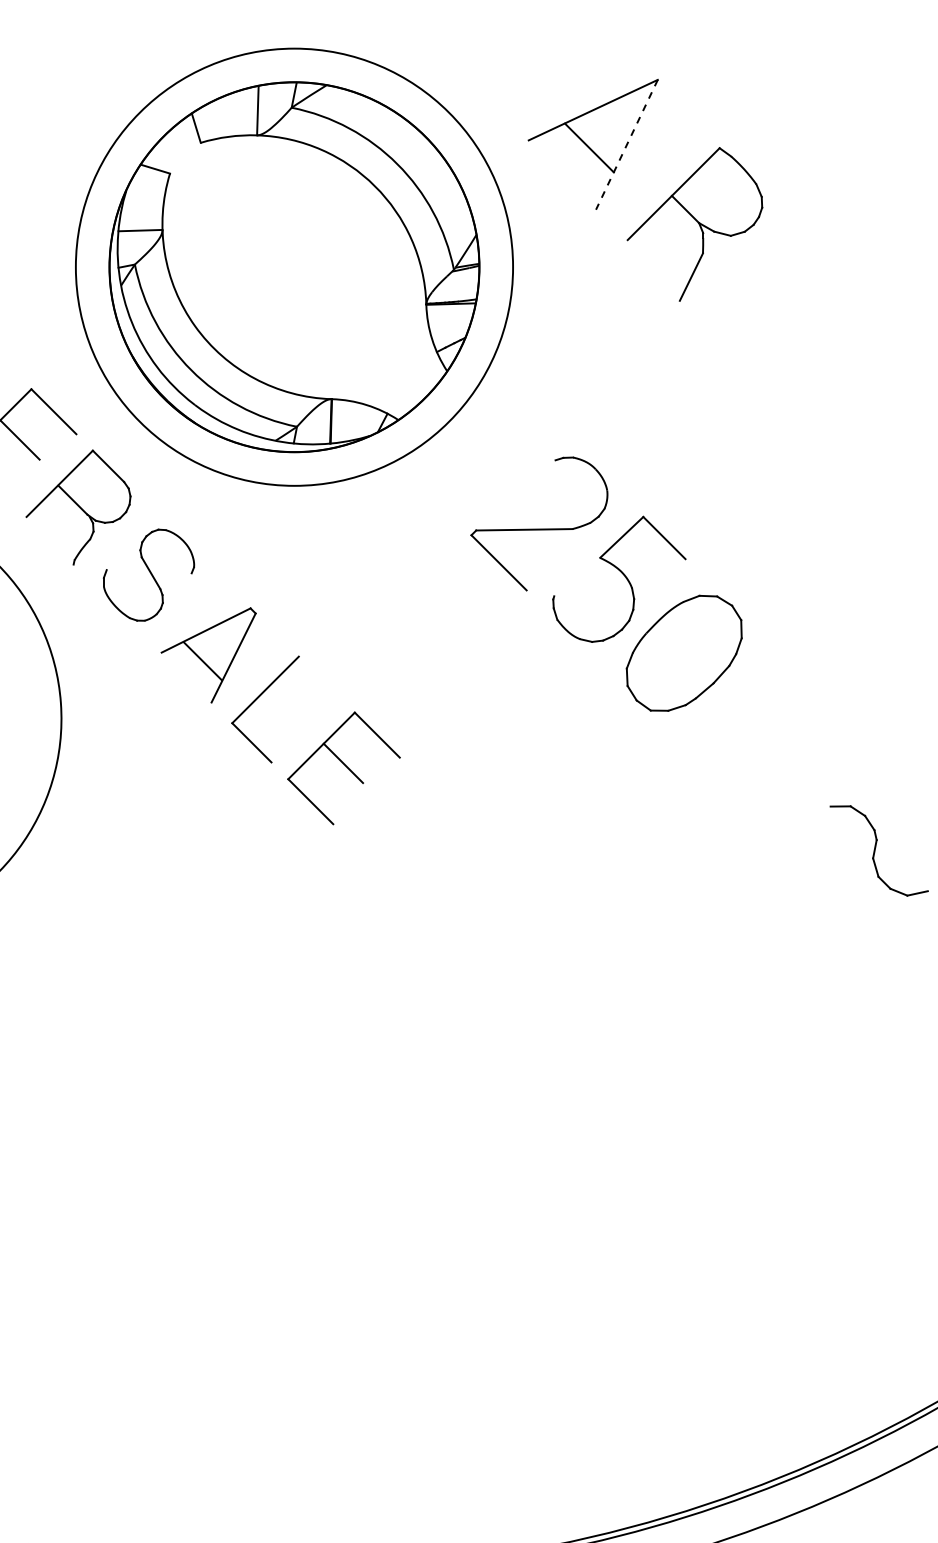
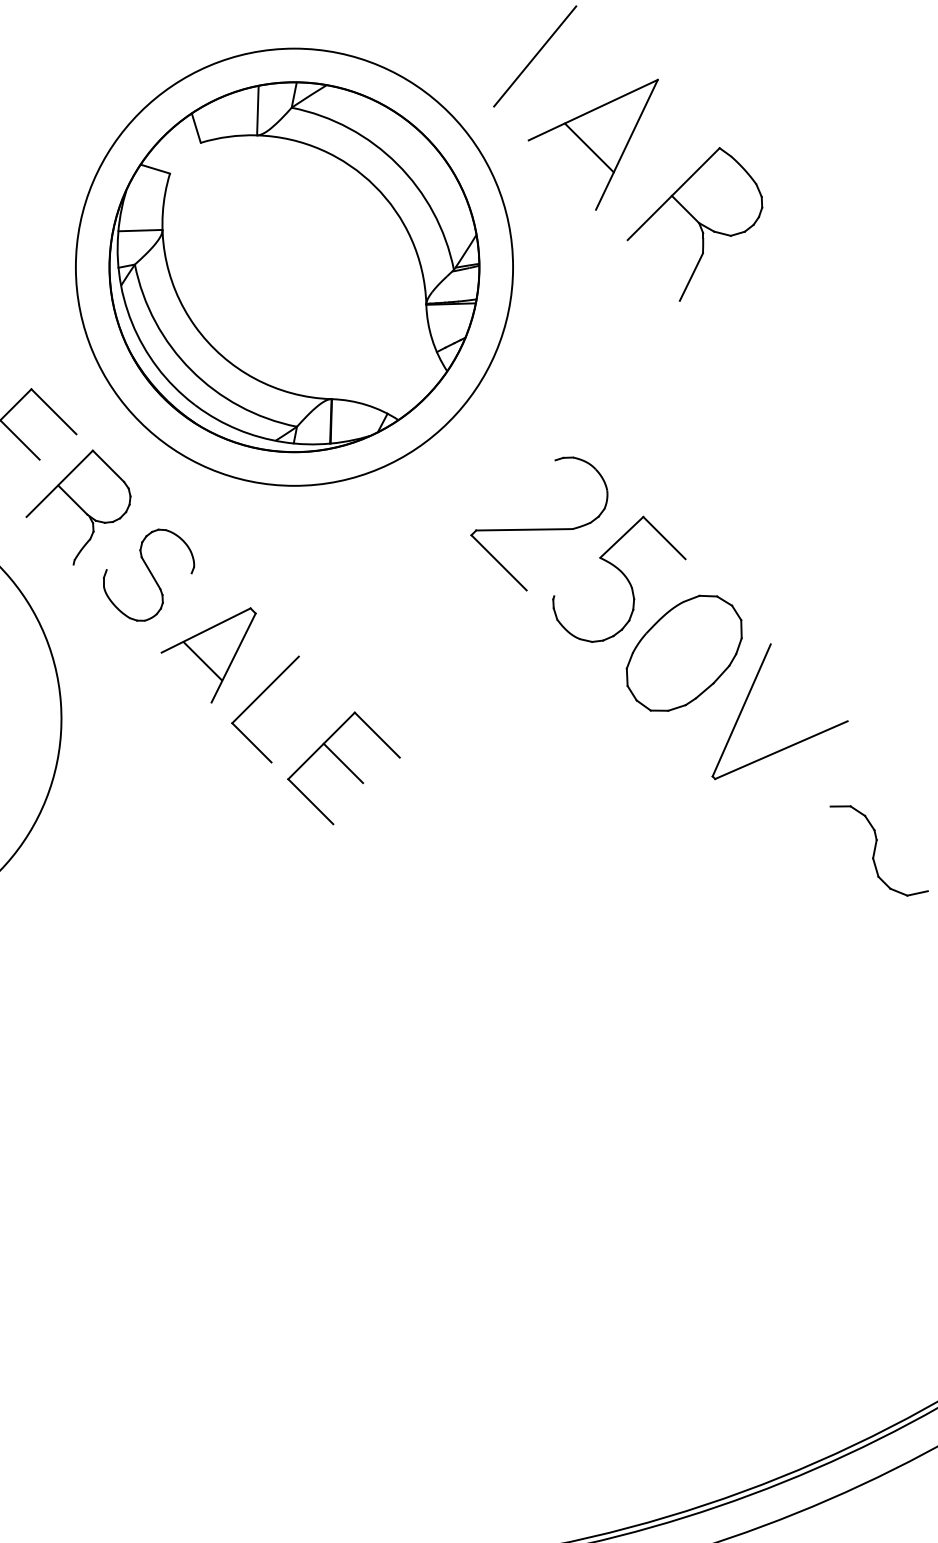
line: none -> present (535, 56)
line: dashed -> solid (626, 144)
part: none -> present (747, 700)
